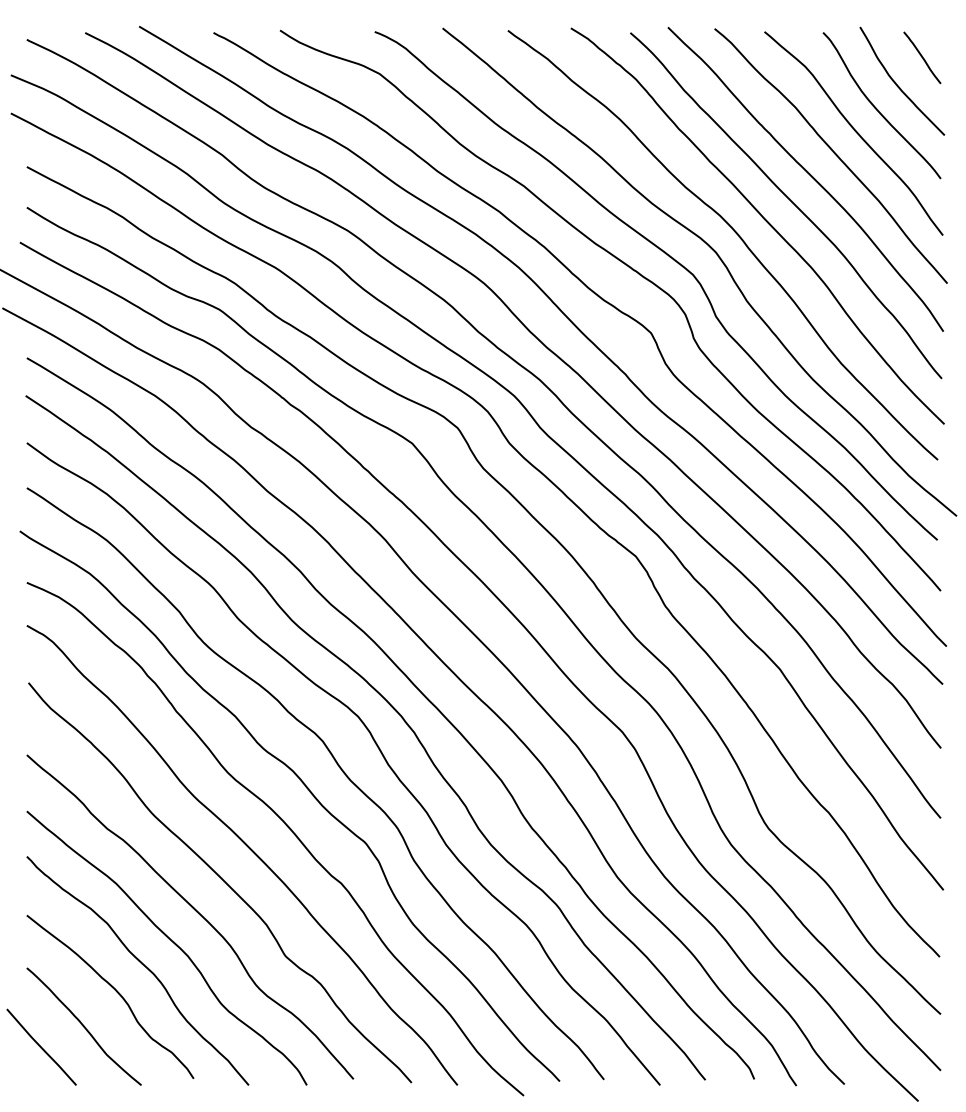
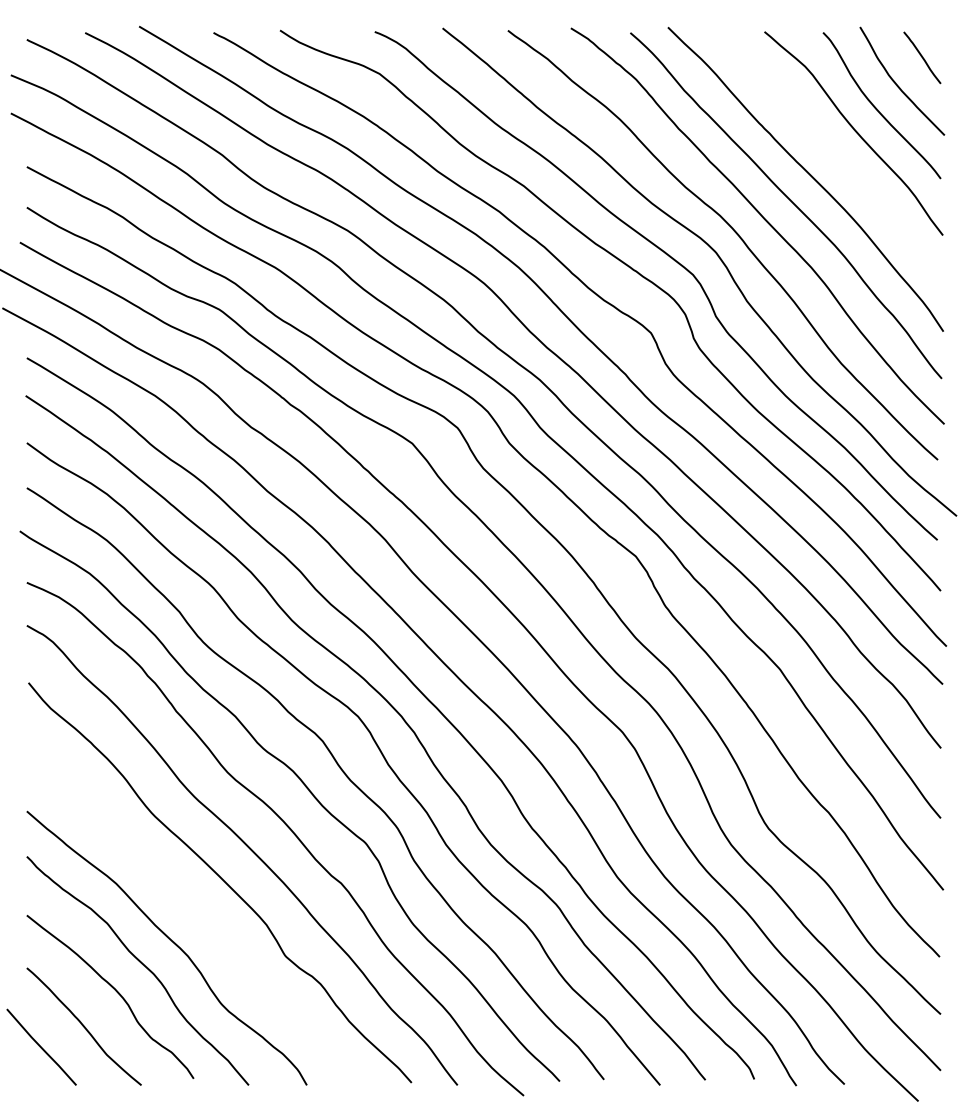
curve: present -> none (832, 152)
curve: present -> none (195, 911)
